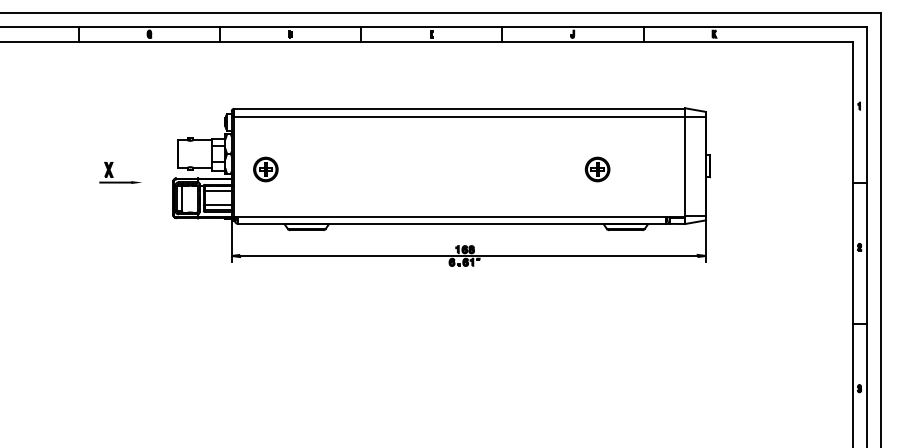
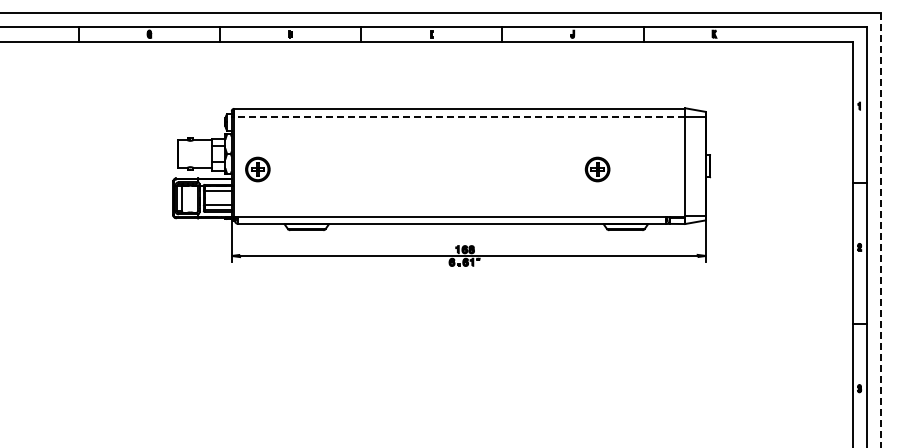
line: solid -> dashed (459, 117)
part position: (265, 169) -> (257, 169) (257, 169)
part: present -> none (113, 176)
line: solid -> dashed (880, 230)
